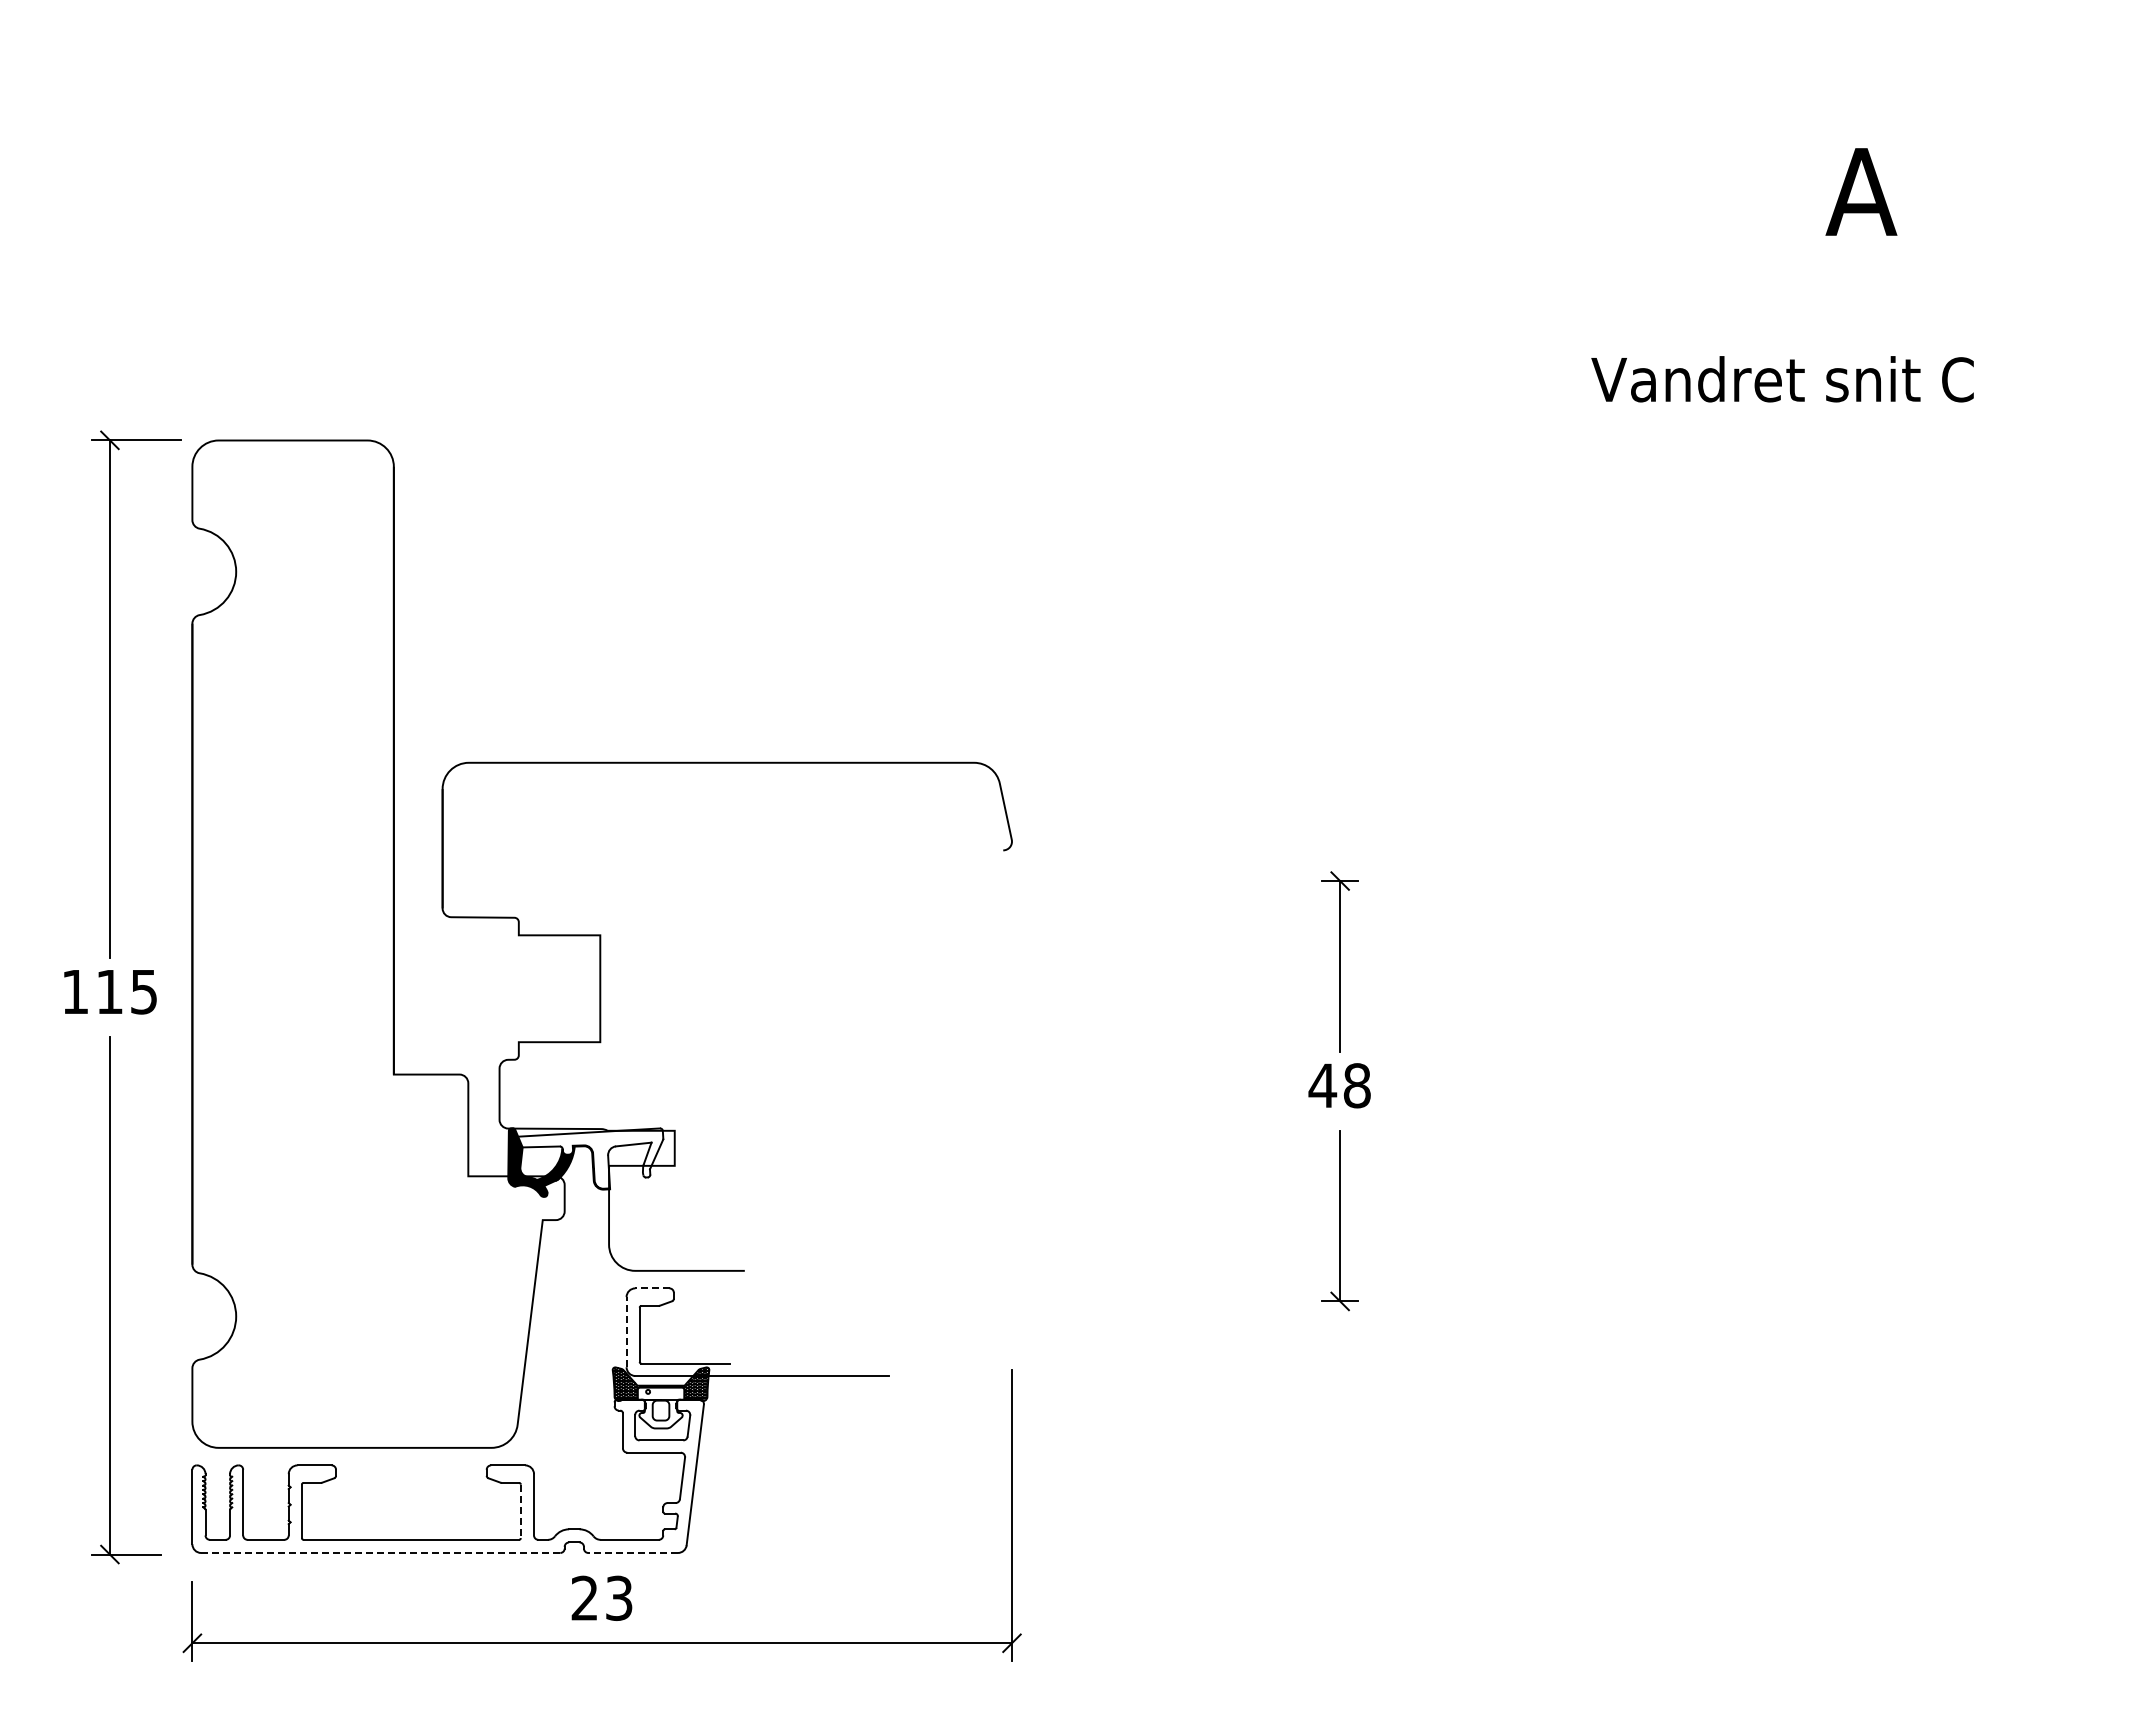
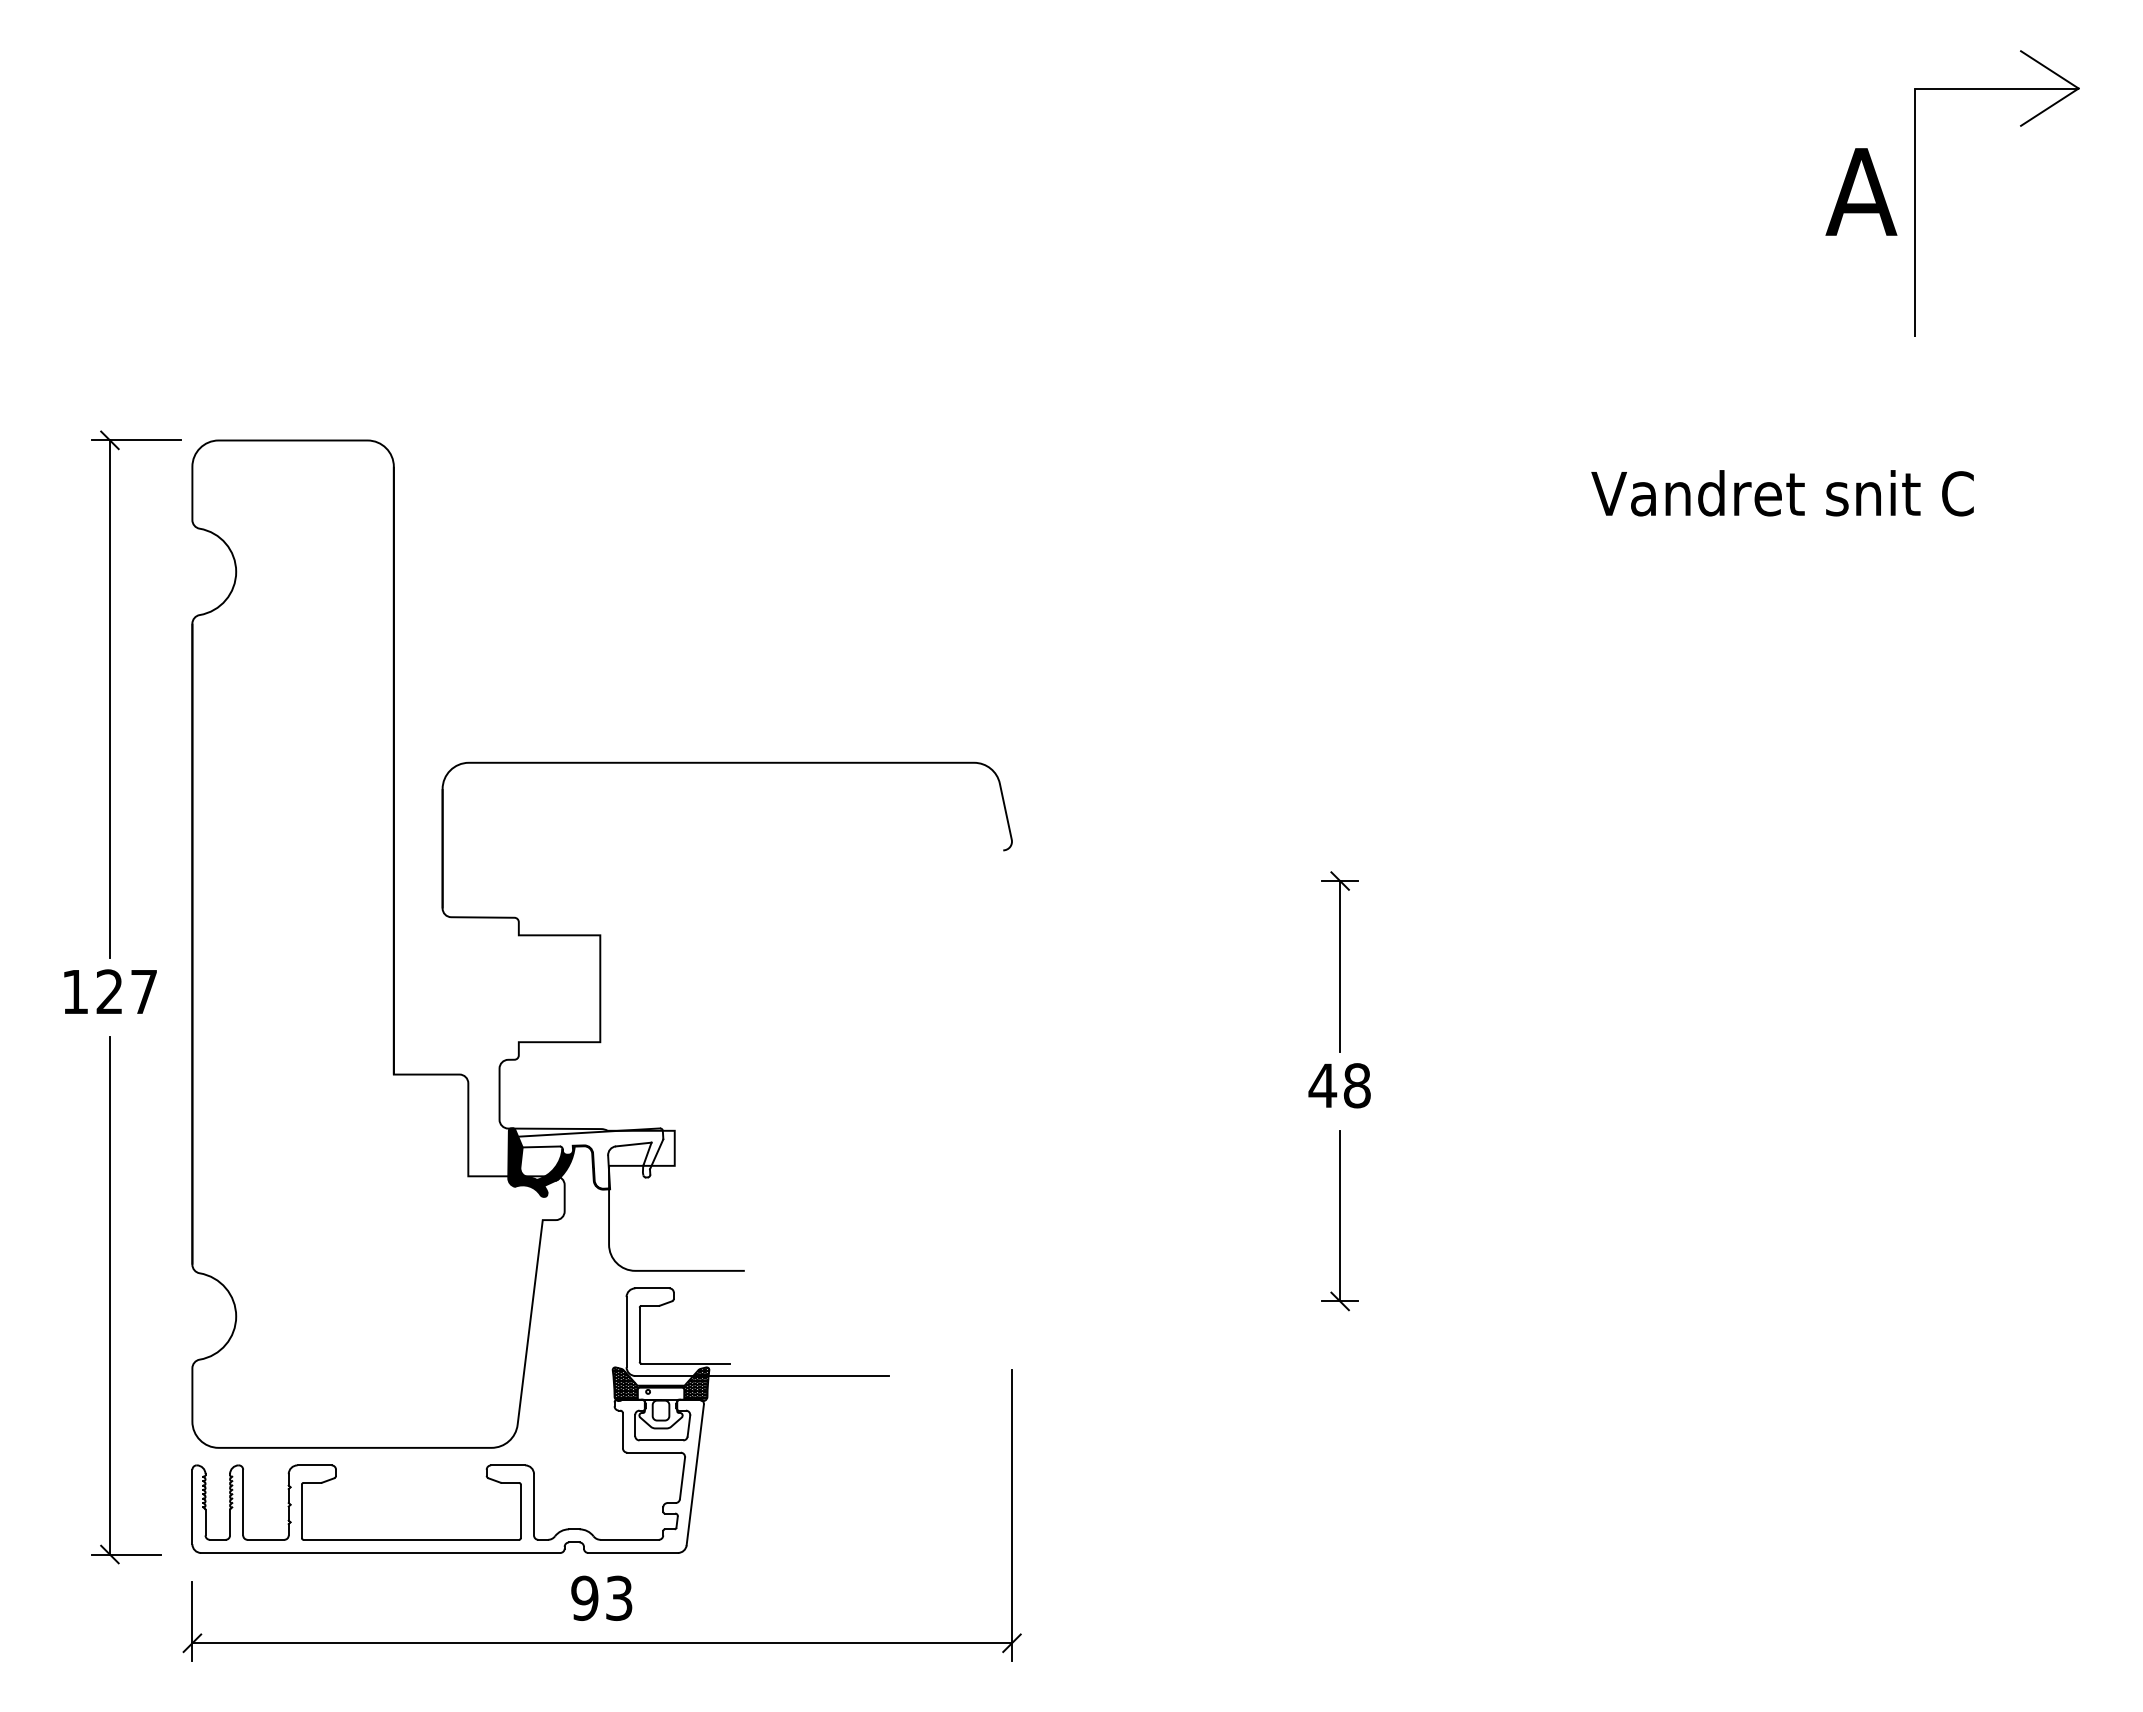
part: none -> present (2020, 126)
text position: (1782, 379) -> (1782, 493) (1782, 493)
text: 115 -> 127 (126, 991)
line: dashed -> solid (651, 1288)
line: dashed -> solid (626, 1331)
line: dashed -> solid (520, 1511)
line: dashed -> solid (380, 1552)
line: dashed -> solid (633, 1552)
text: 23 -> 93 (584, 1597)
